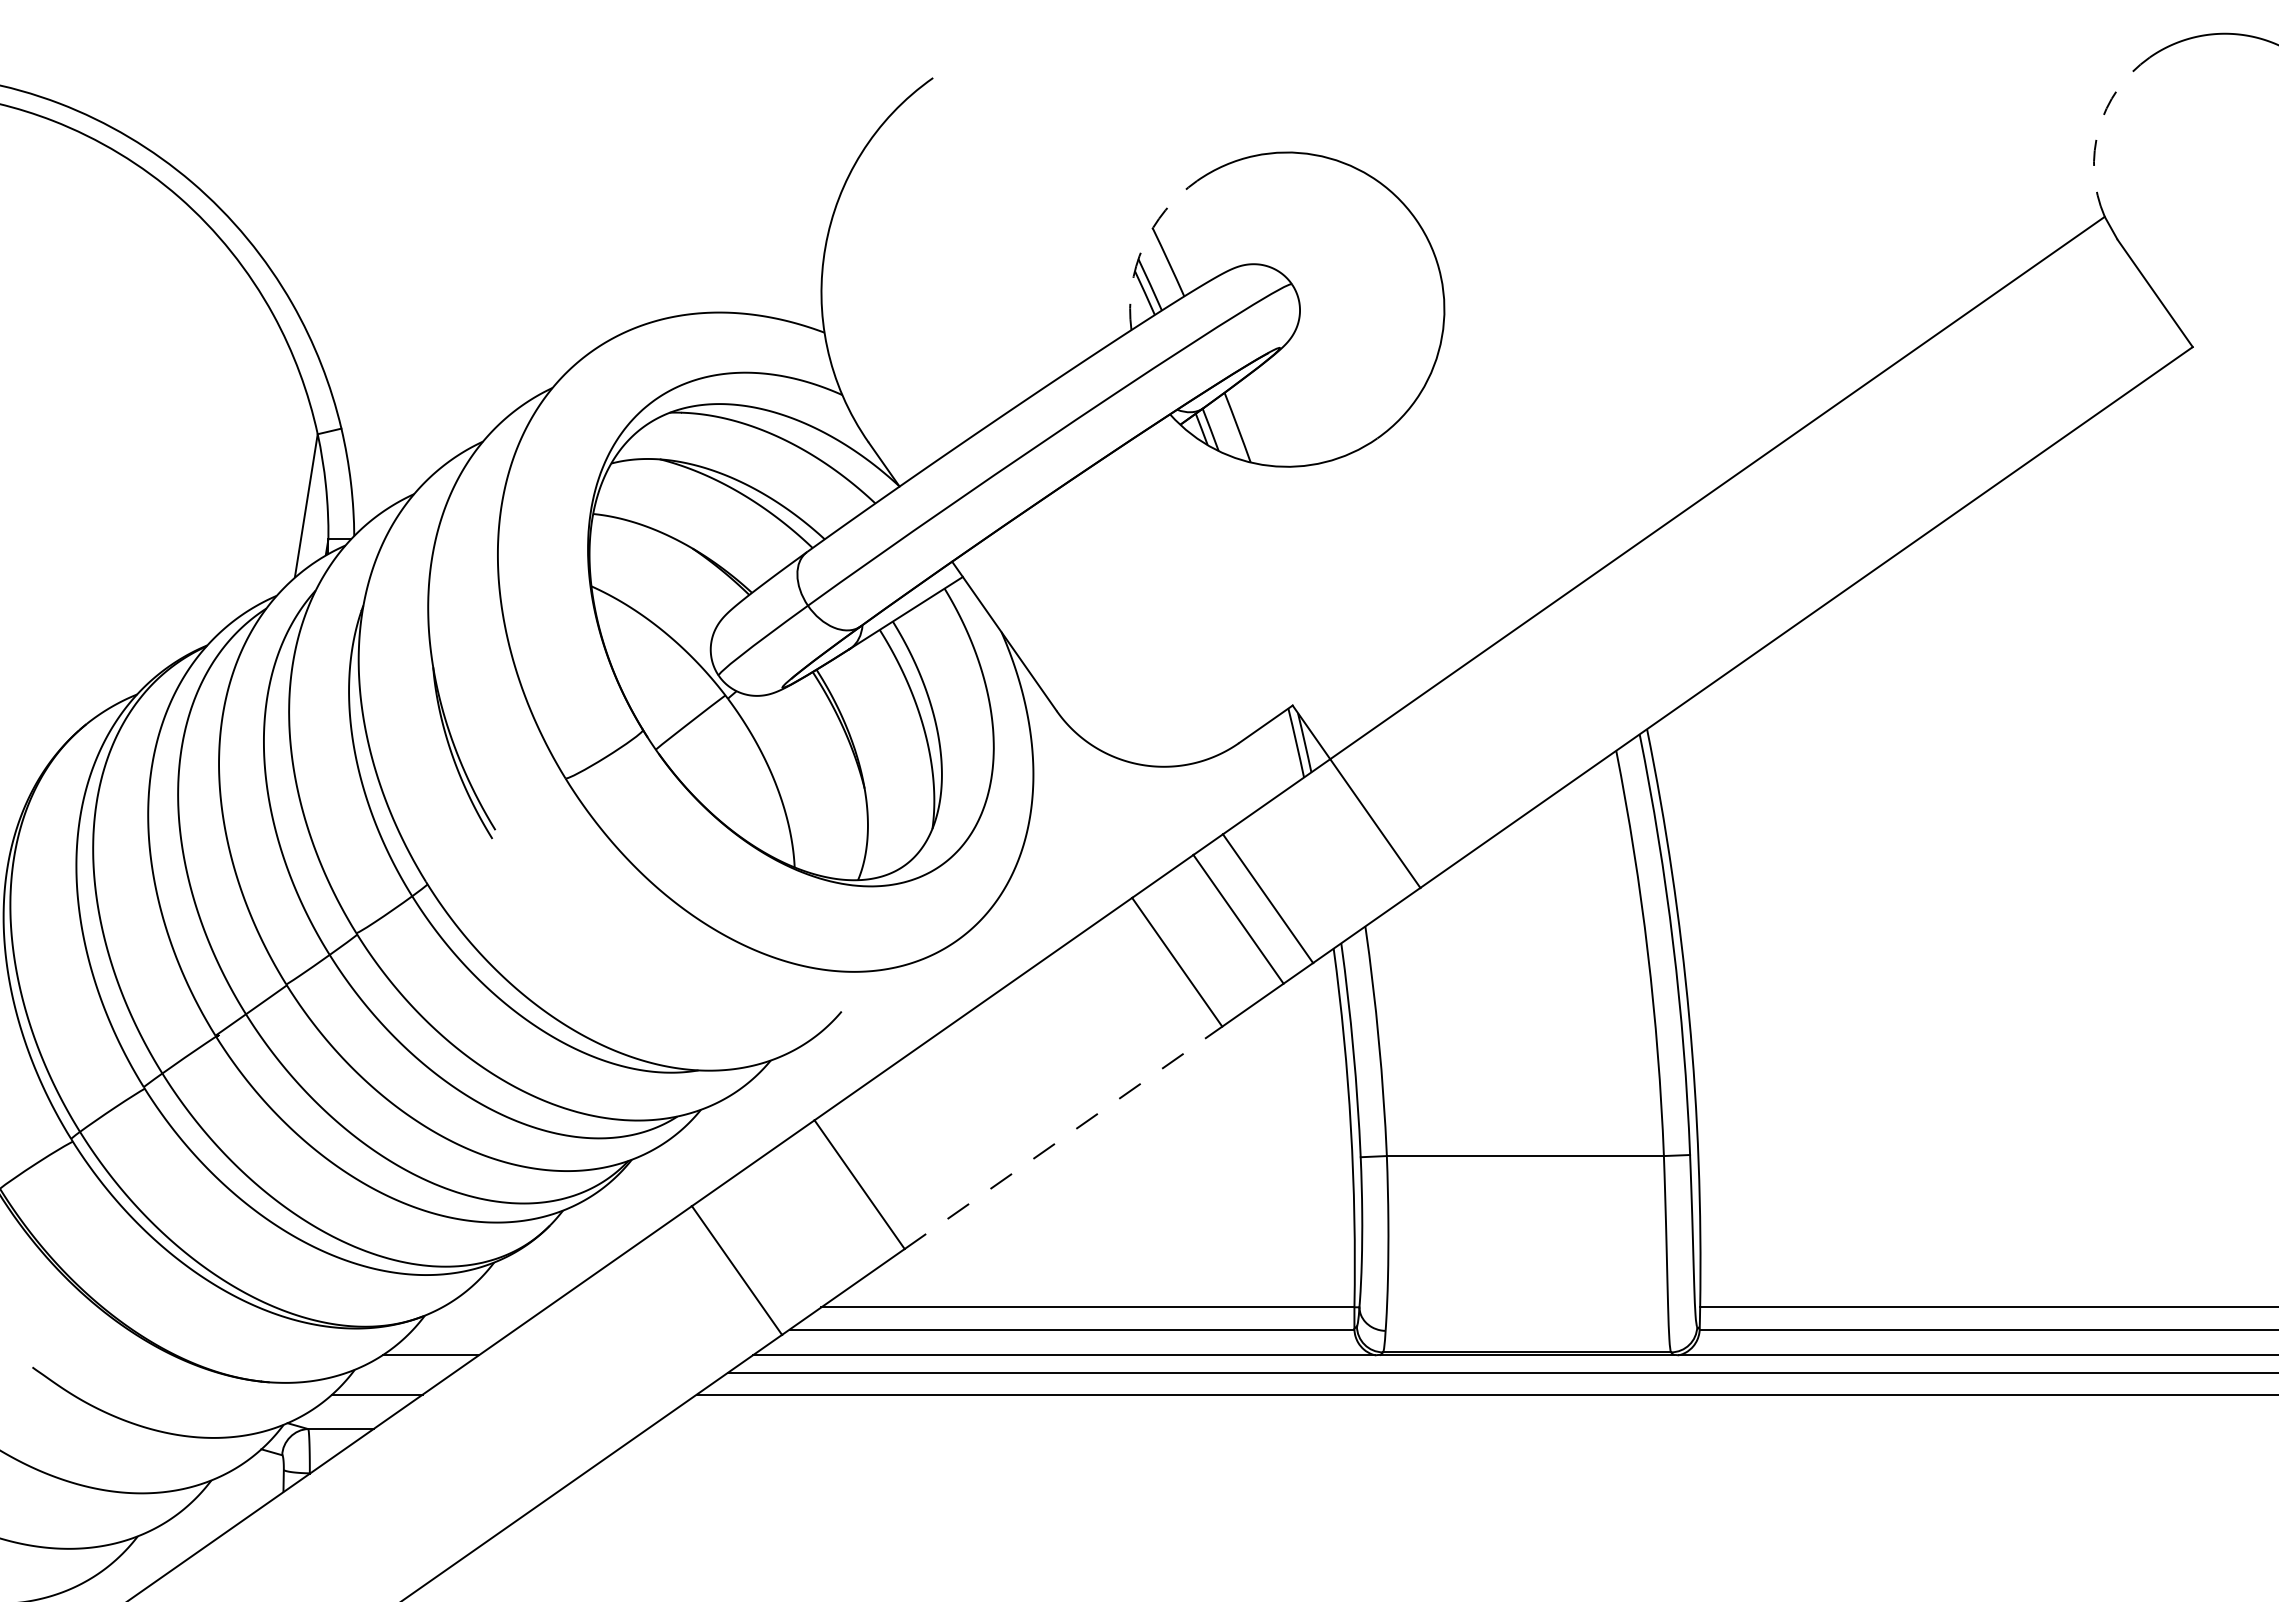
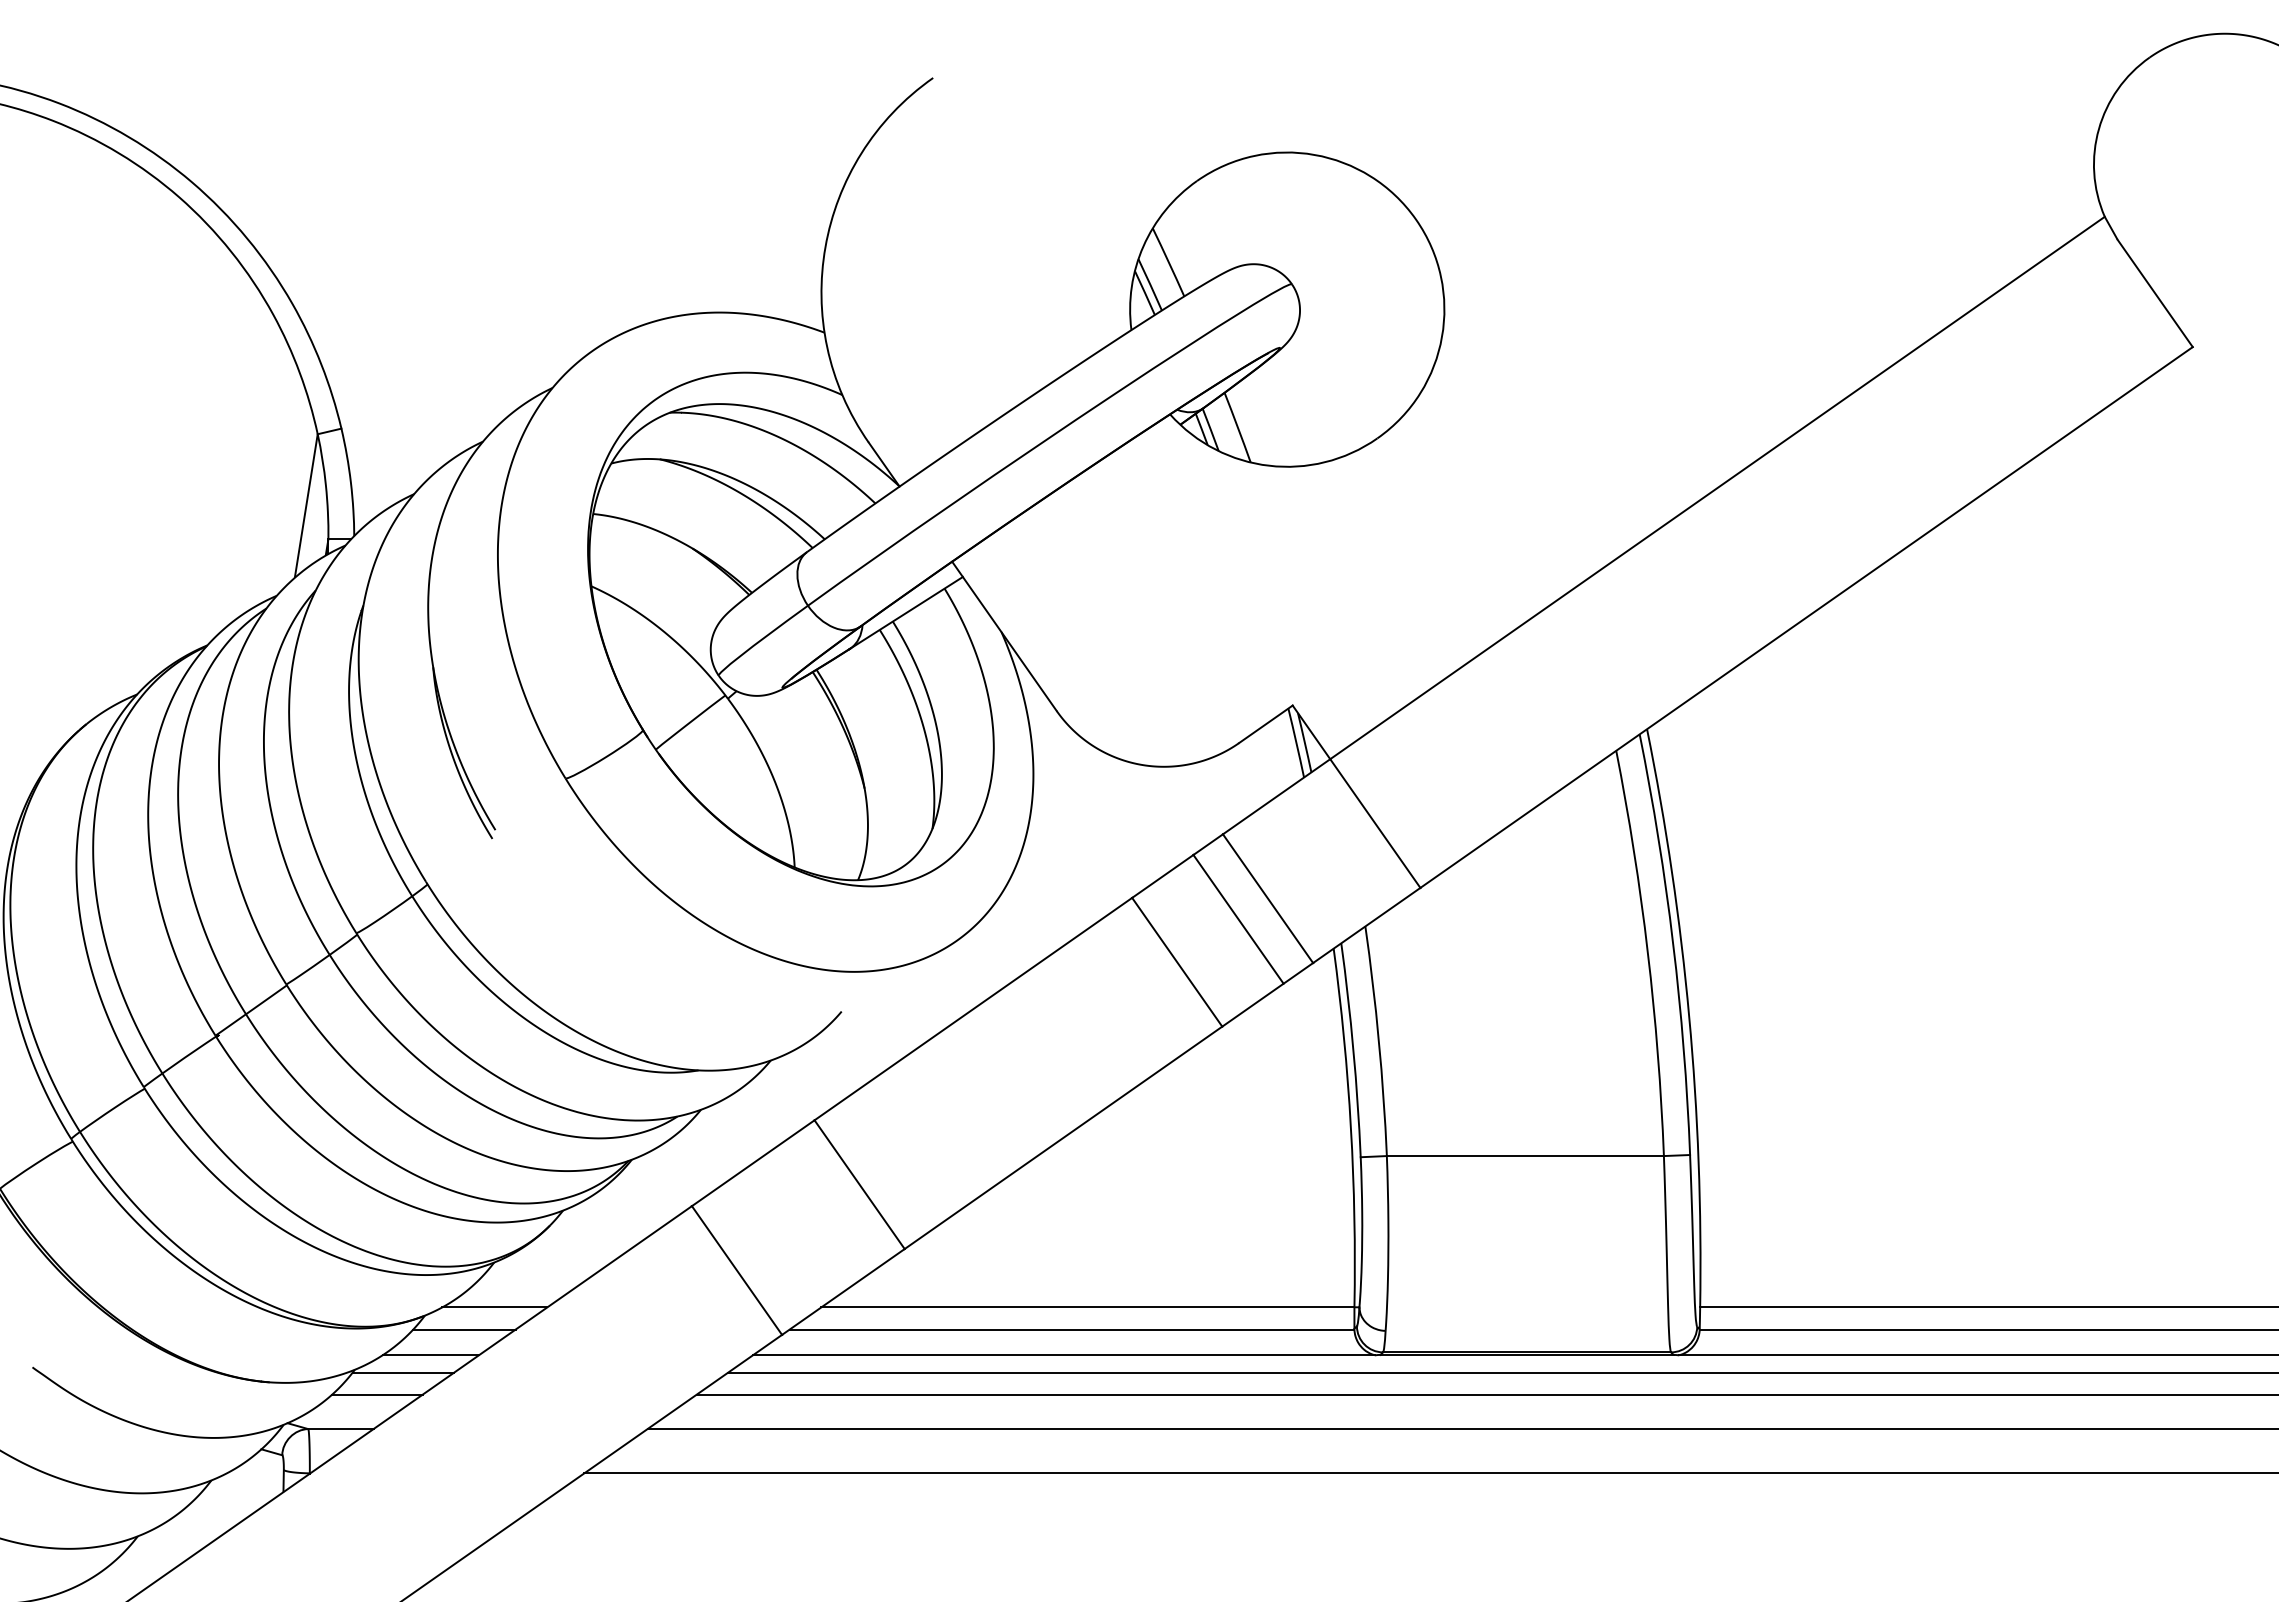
arc: dashed -> solid (2098, 129)
arc: dashed -> solid (1143, 246)
line: dashed -> solid (1063, 1137)
line: none -> present (494, 1307)
line: none -> present (464, 1329)
line: none -> present (403, 1372)
line: none -> present (1461, 1429)
line: none -> present (1429, 1473)
